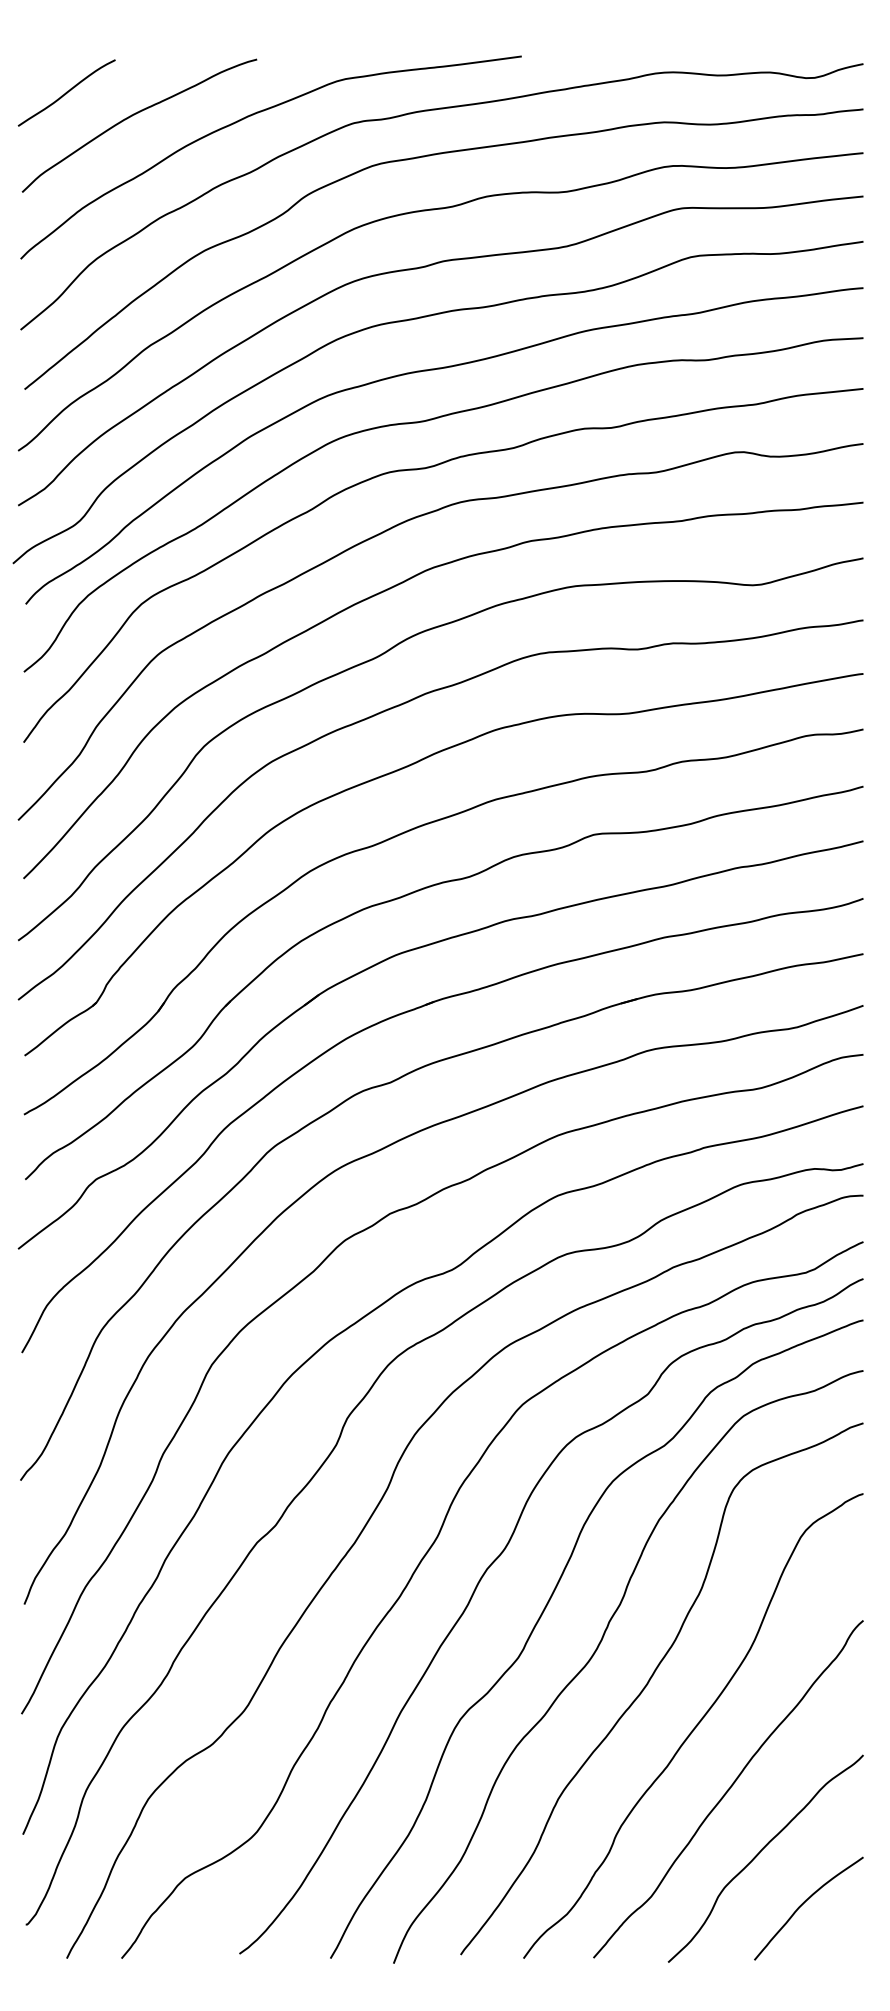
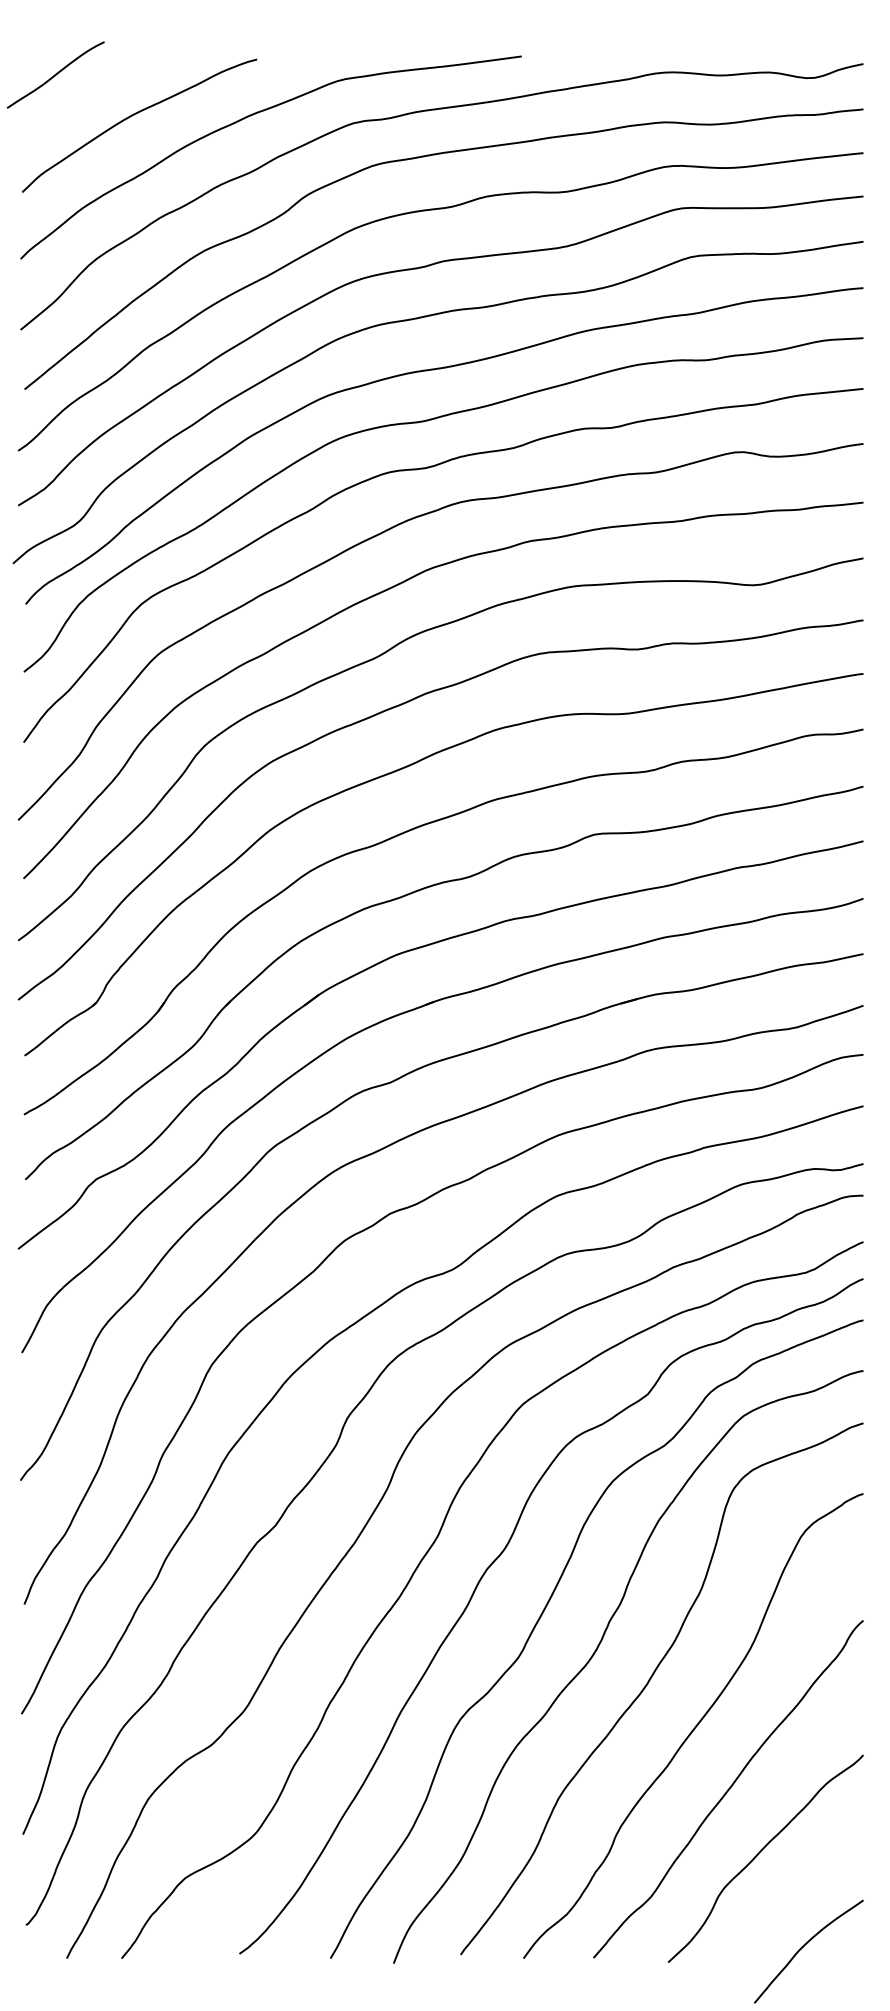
curve position: (66, 92) -> (55, 74) (55, 74)
curve position: (804, 1903) -> (804, 1946) (804, 1946)
